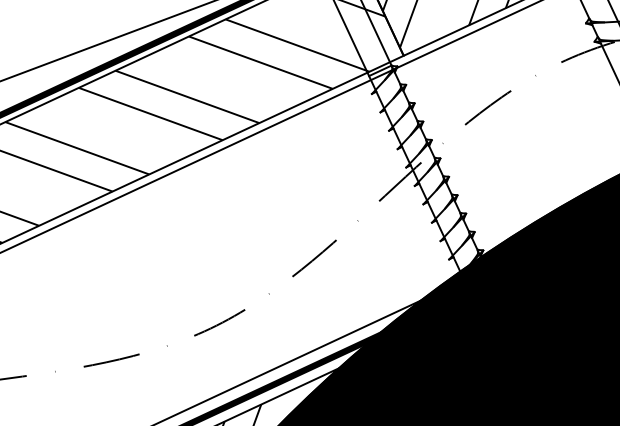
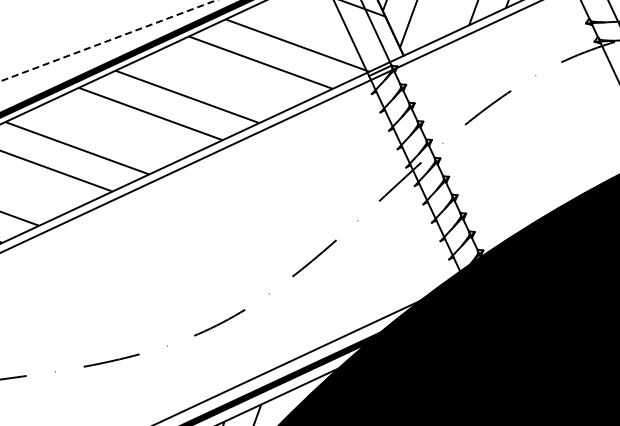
line: solid -> dashed (109, 40)
